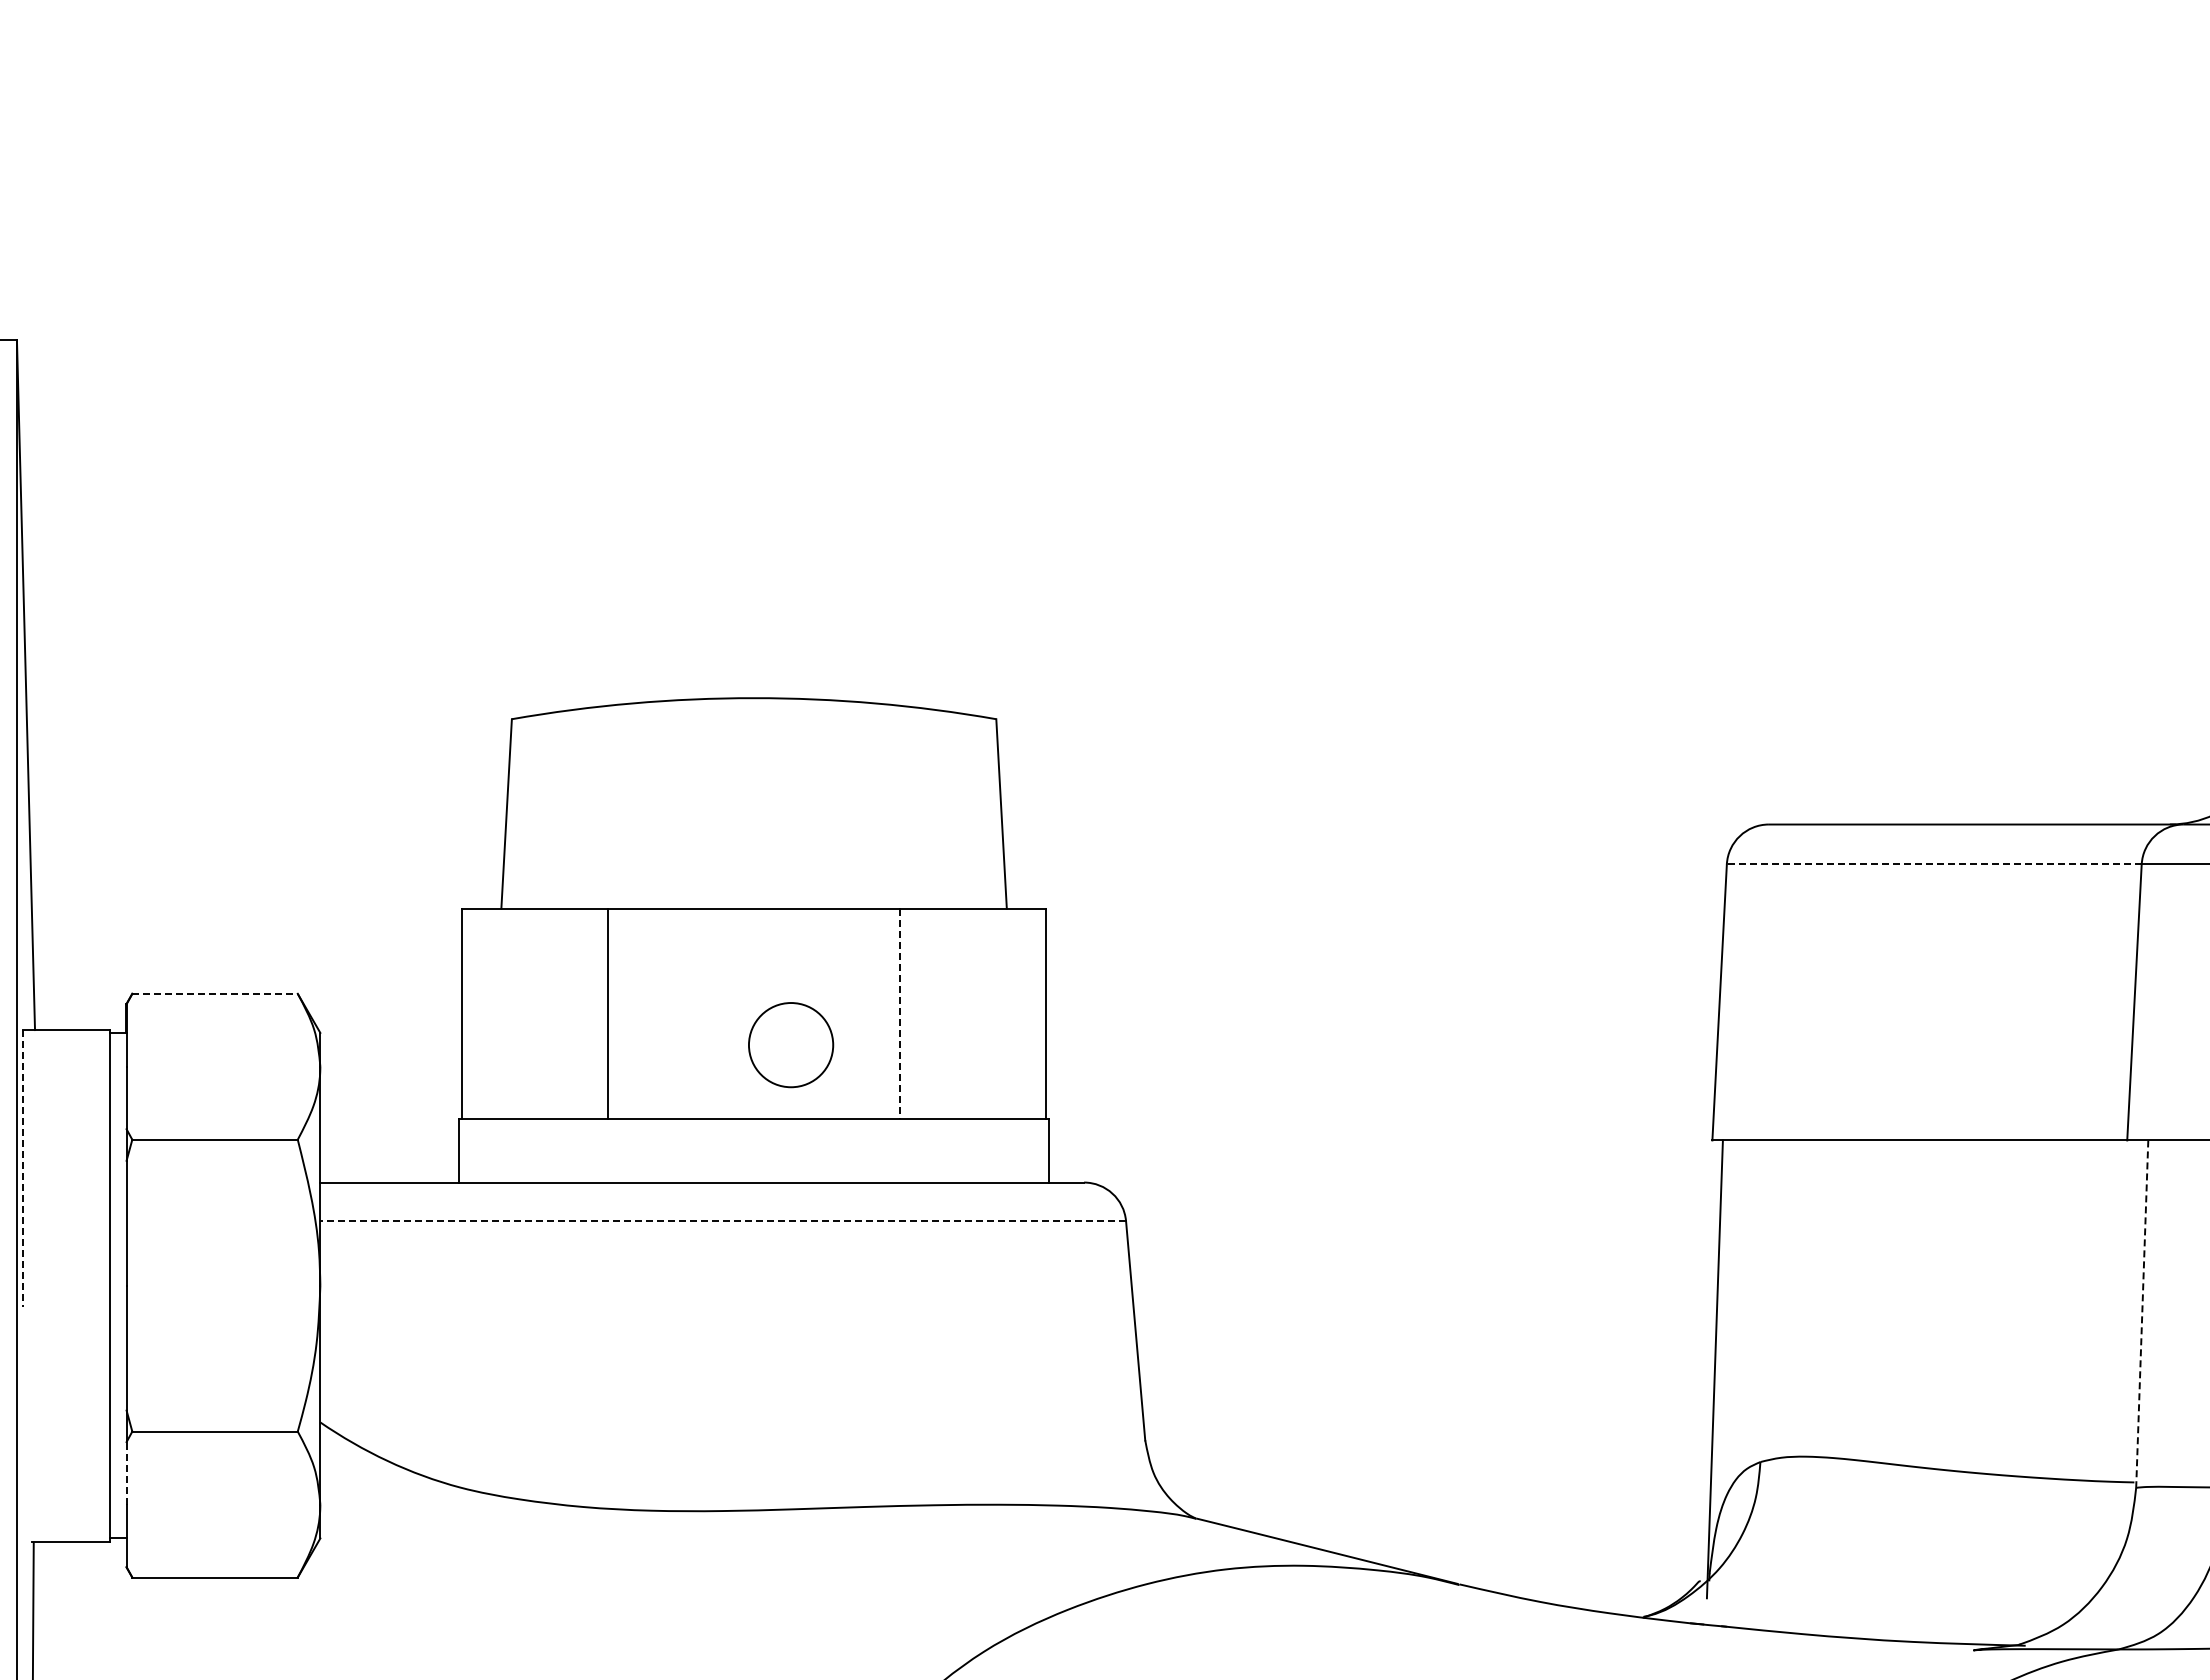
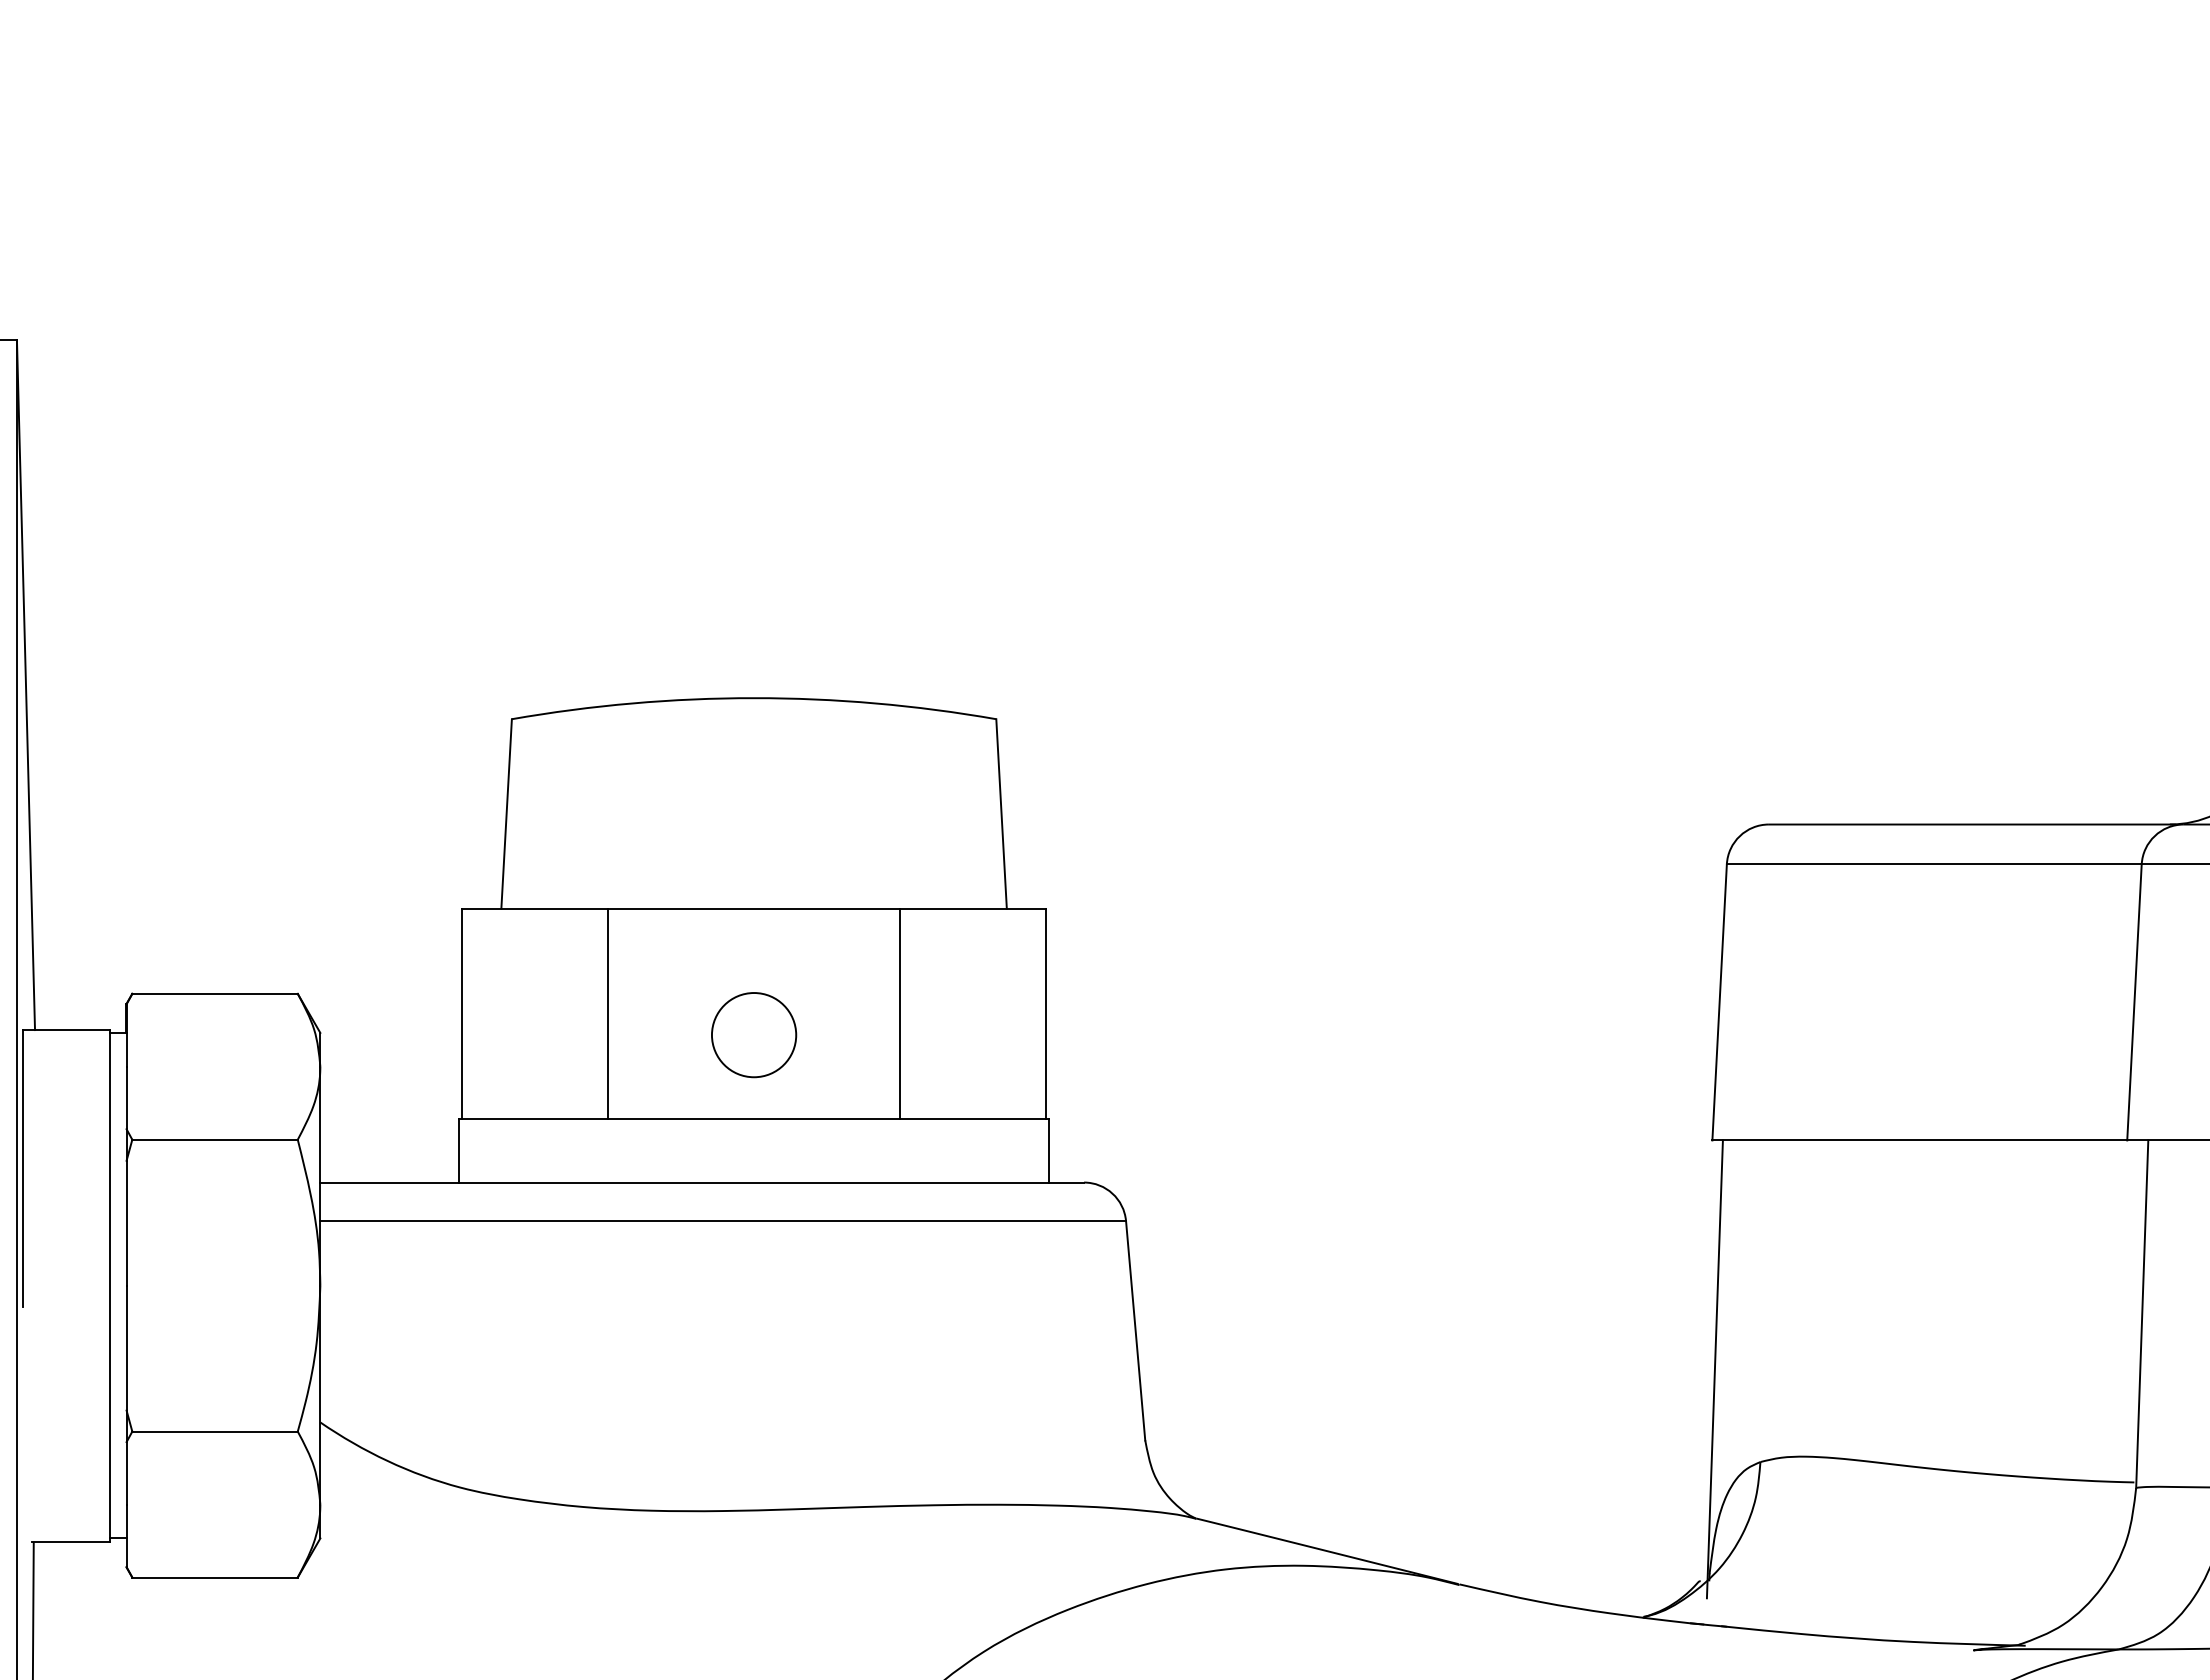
line: dashed -> solid (1933, 864)
line: dashed -> solid (215, 993)
line: dashed -> solid (900, 1014)
circle position: (791, 1045) -> (754, 1035) (754, 1035)
line: dashed -> solid (23, 1168)
line: dashed -> solid (723, 1221)
line: dashed -> solid (2142, 1314)
line: dashed -> solid (126, 1472)
